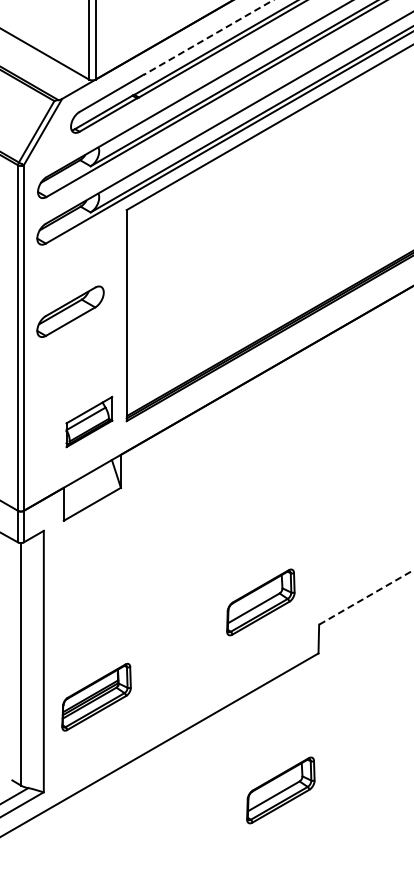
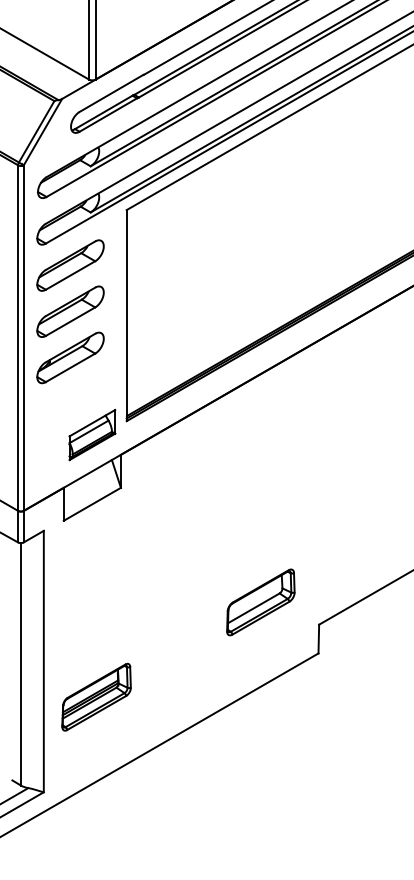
line: dashed -> solid (207, 37)
part: none -> present (70, 265)
part: none -> present (70, 357)
part position: (89, 422) -> (92, 435) (92, 435)
line: dashed -> solid (366, 597)
part: present -> none (280, 790)
